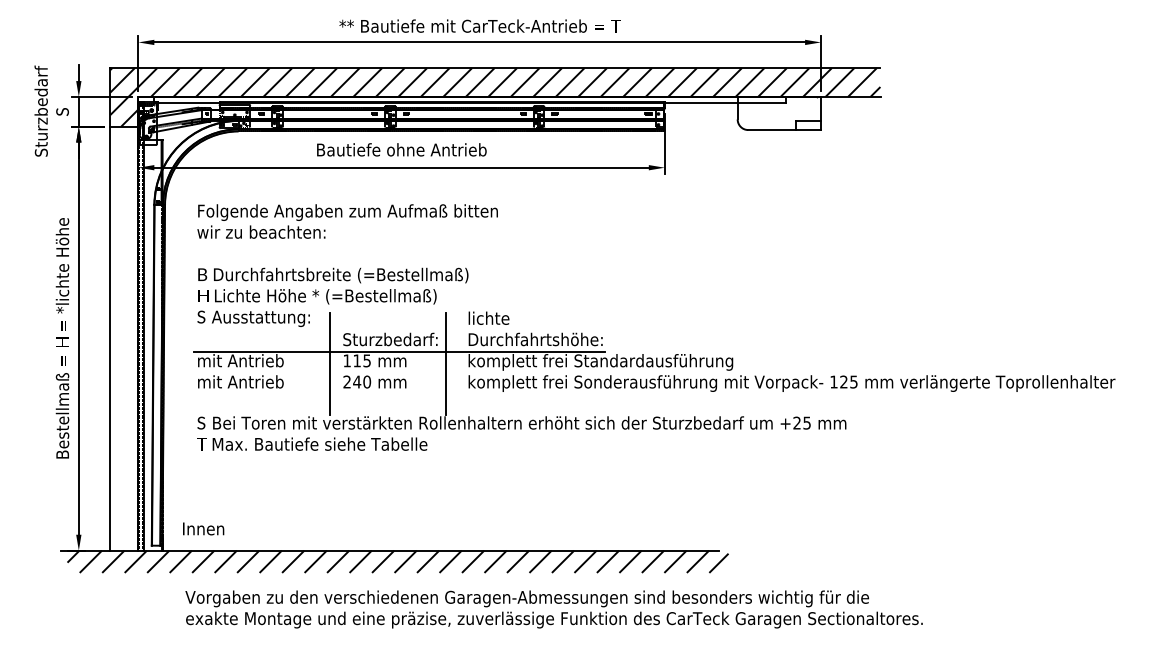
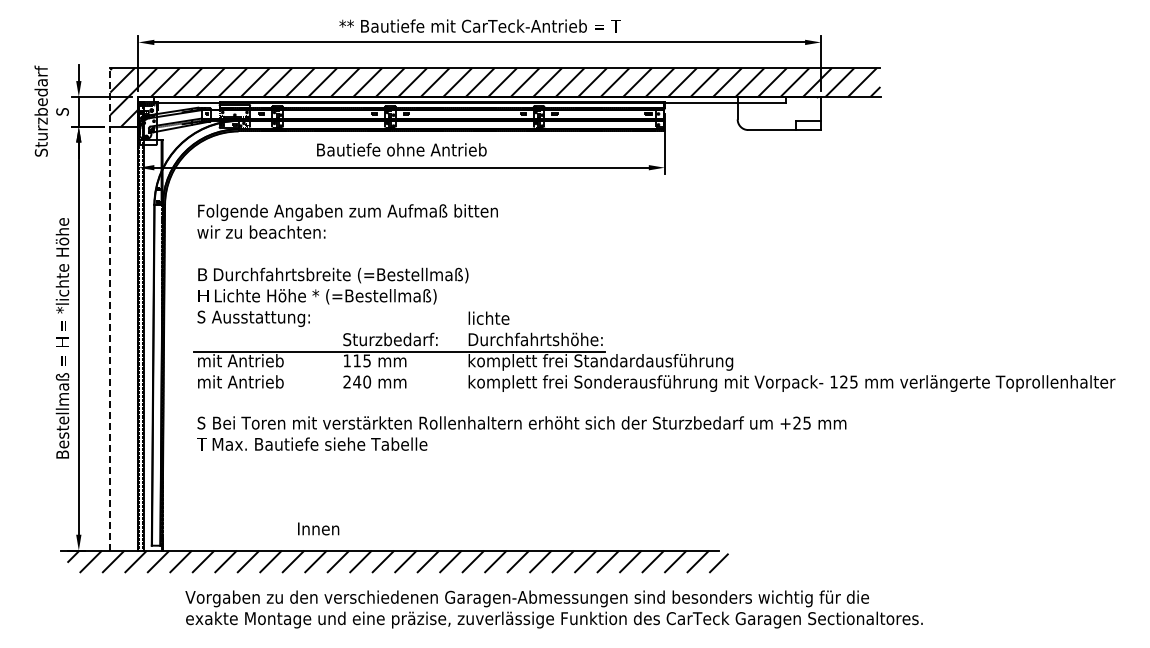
line: solid -> dashed (110, 308)
line: present -> none (330, 363)
line: present -> none (446, 363)
text position: (203, 528) -> (318, 528) (318, 528)
